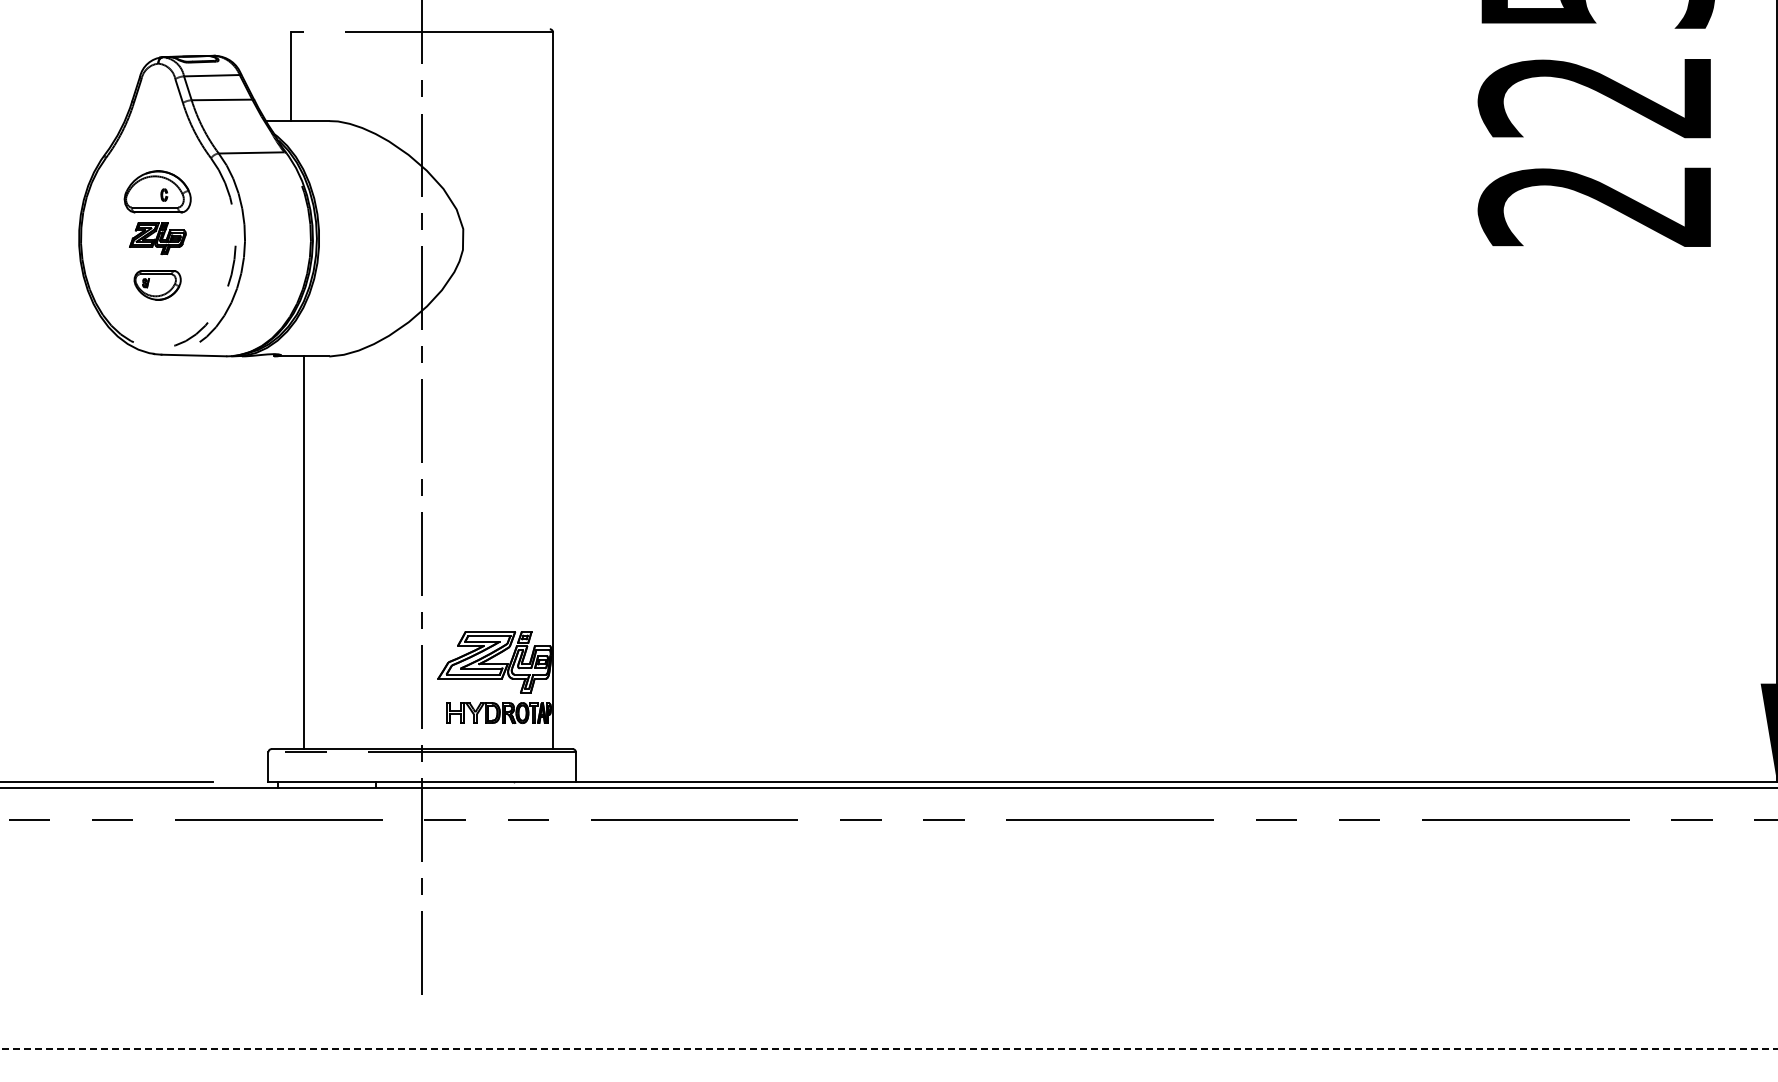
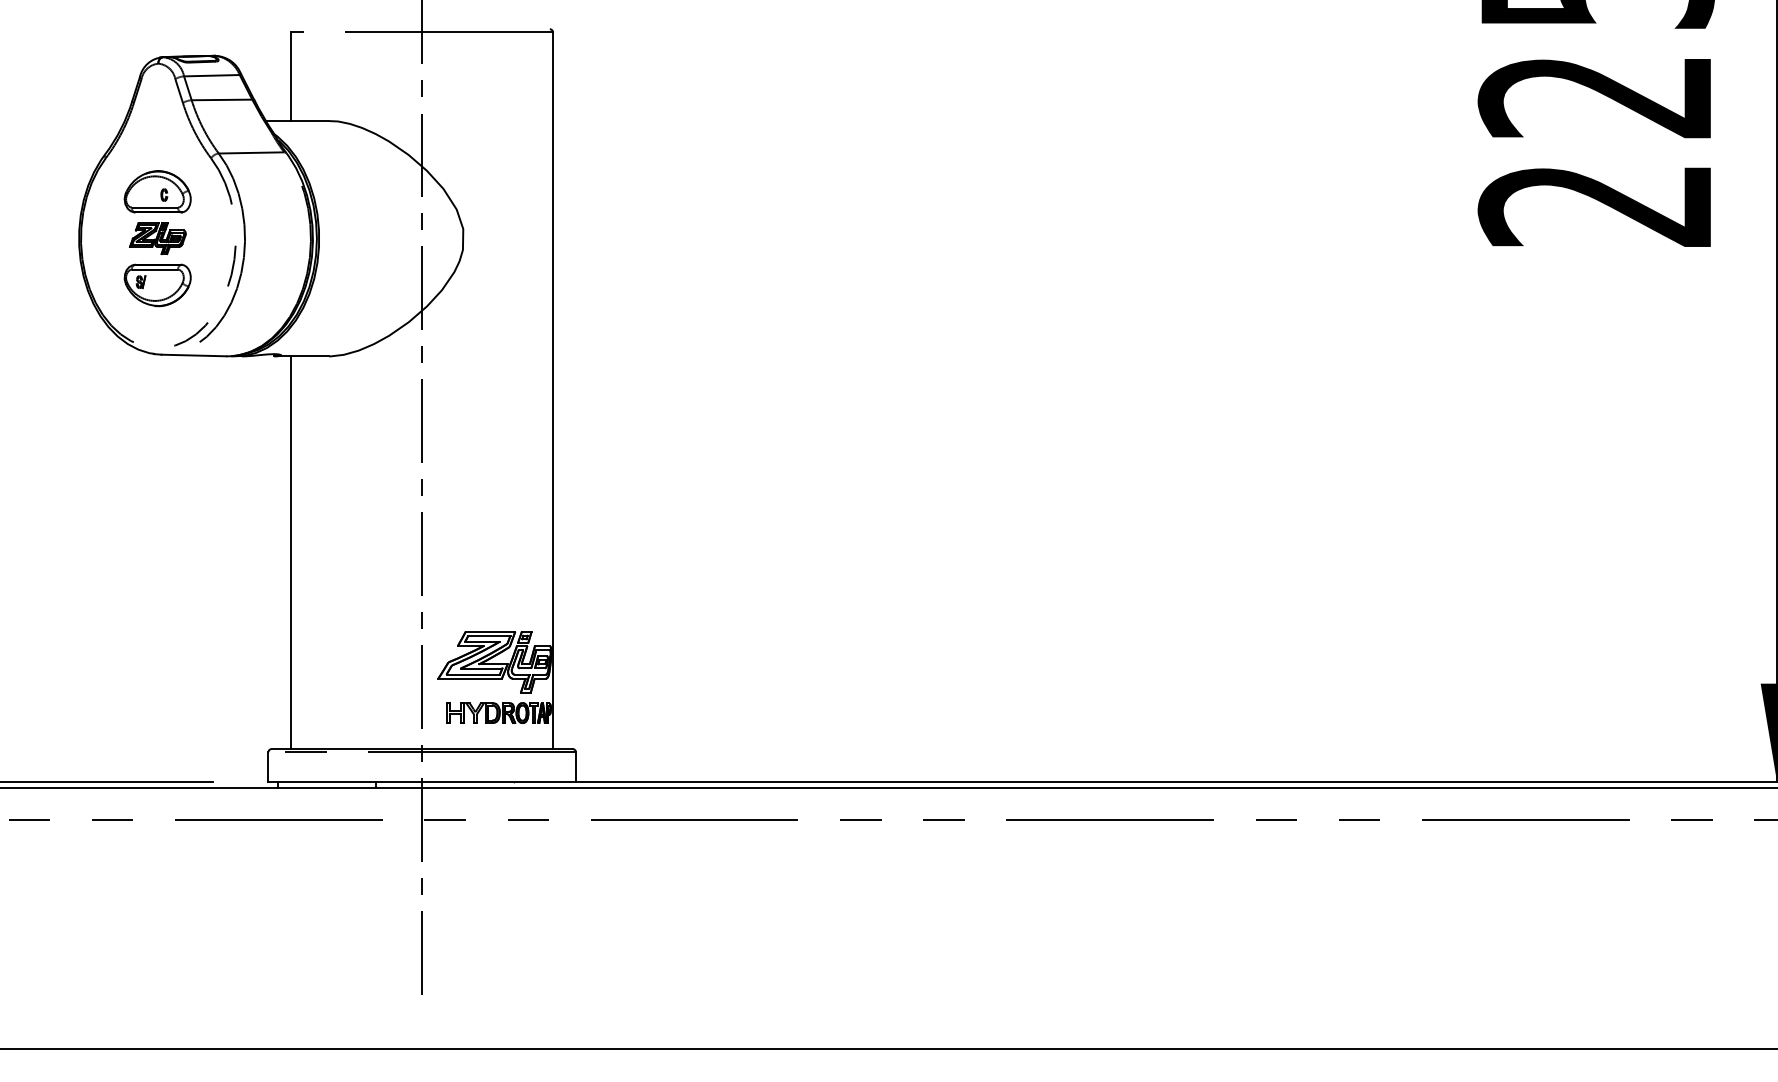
part size: 49x31 px -> 69x45 px (157, 285)
line position: (304, 552) -> (291, 552) (291, 552)
line: dashed -> solid (888, 1049)
